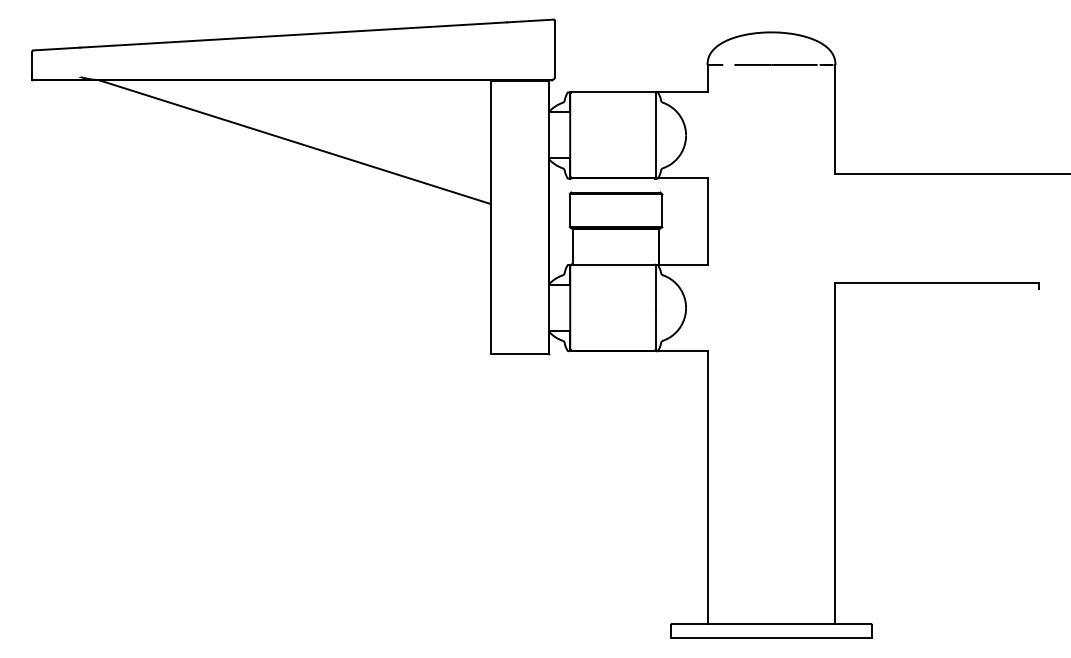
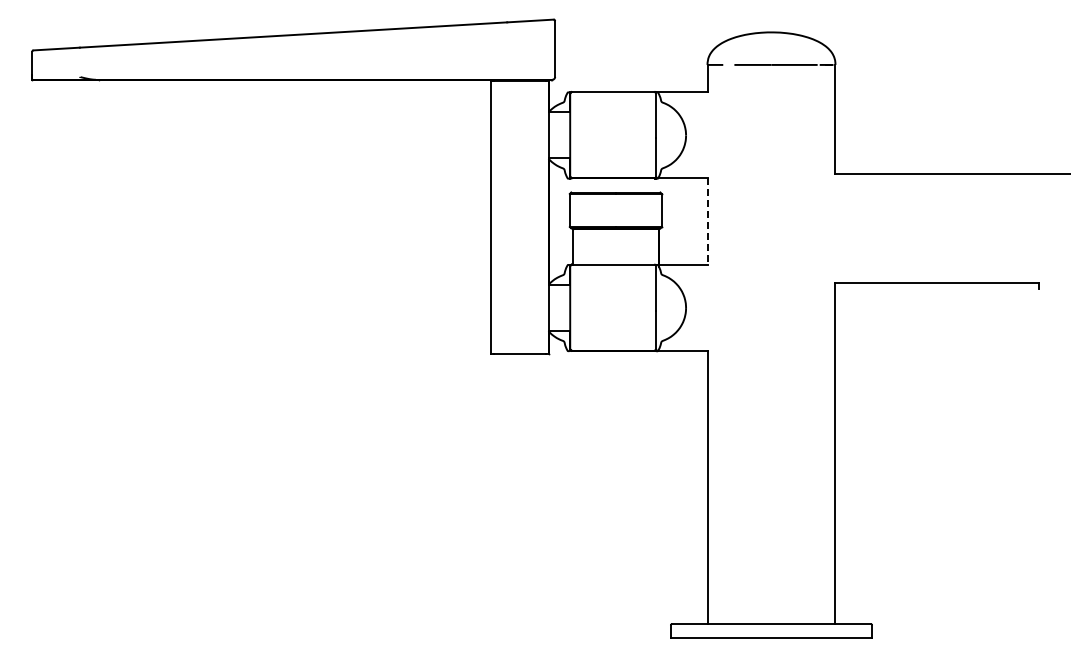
line: present -> none (294, 142)
line: solid -> dashed (707, 221)
